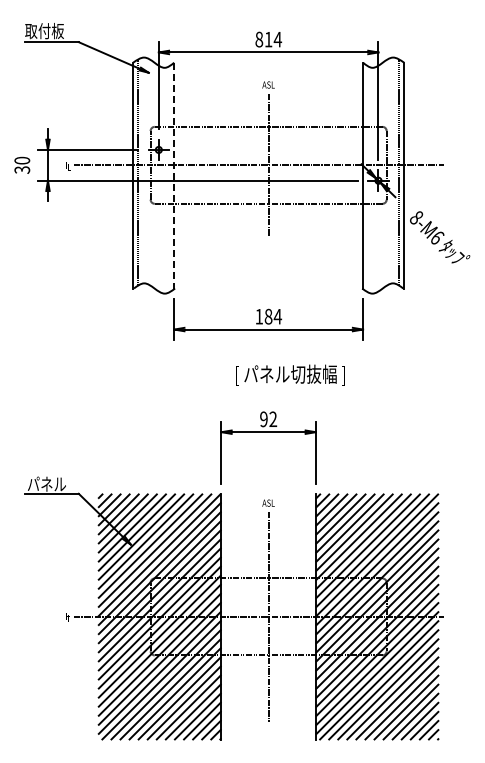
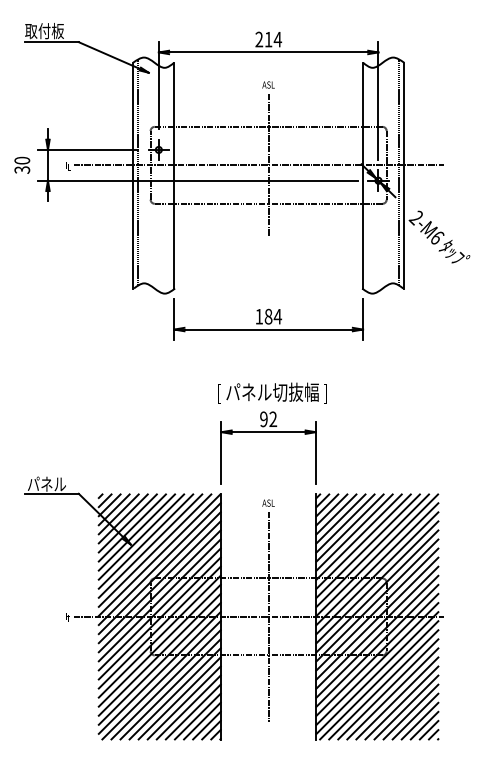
text: 814 -> 214 (259, 39)
line: dashed -> solid (174, 175)
text: 8-M6 -> 2-M6 (415, 217)
text position: (290, 374) -> (272, 392) (272, 392)
